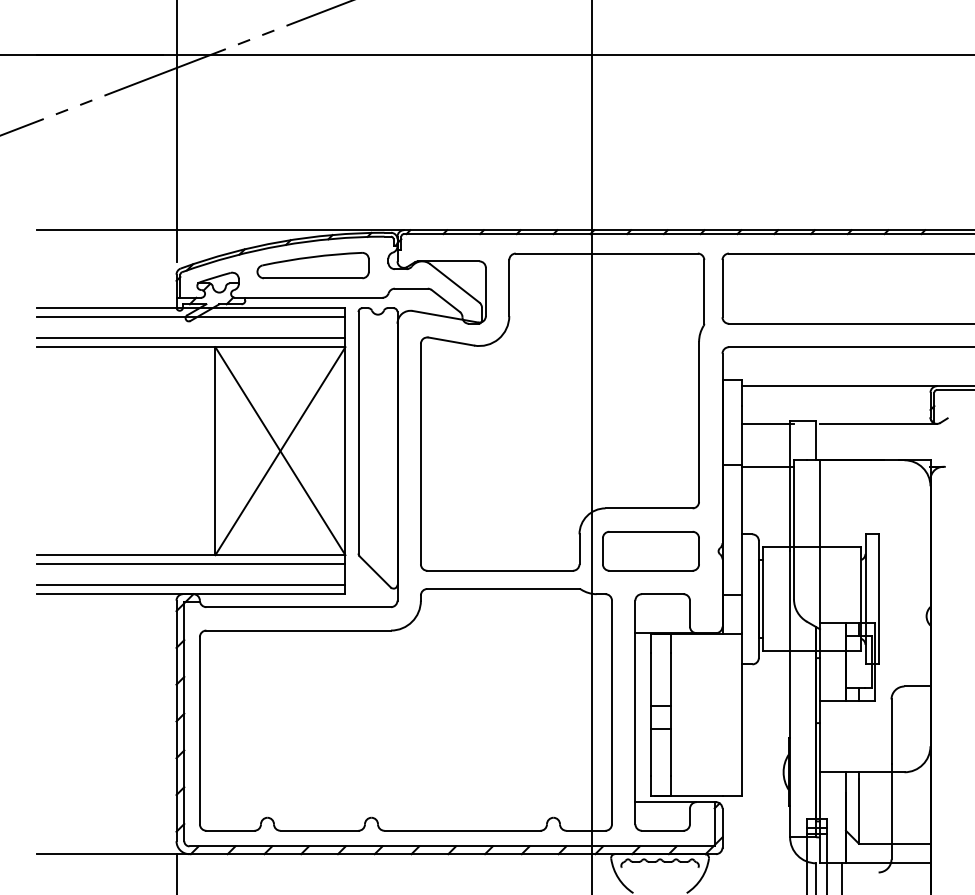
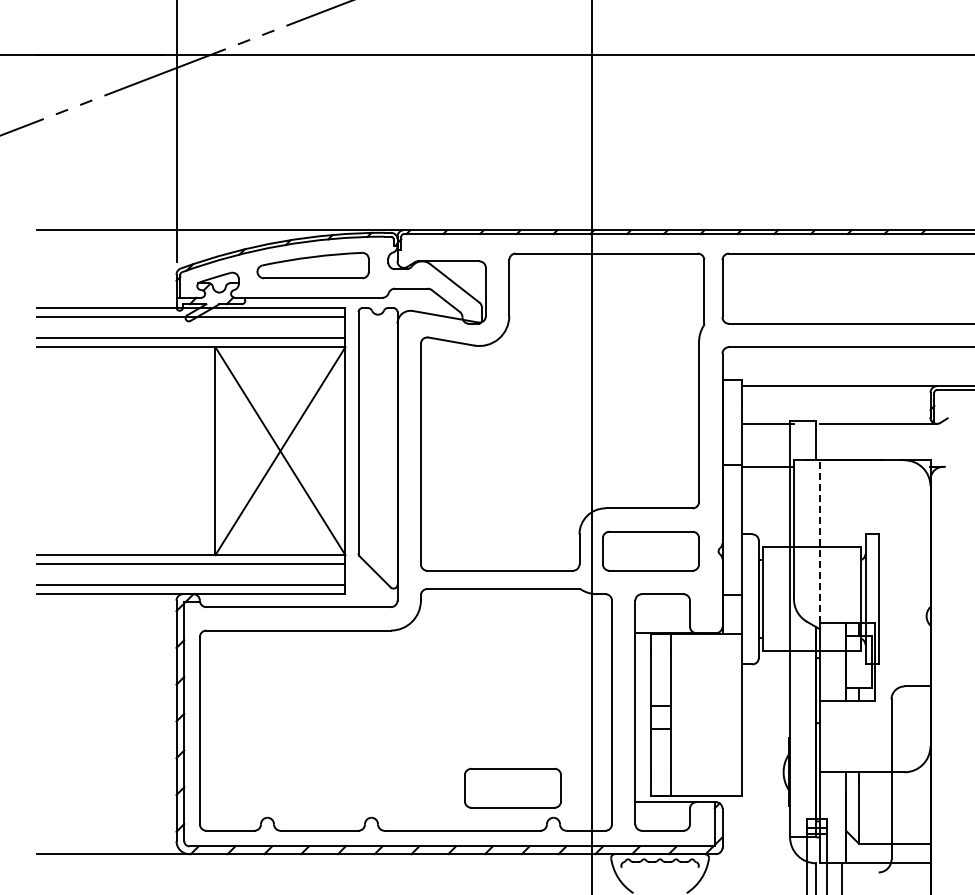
line: solid -> dashed (820, 541)
part: none -> present (512, 788)
line: present -> none (176, 872)
